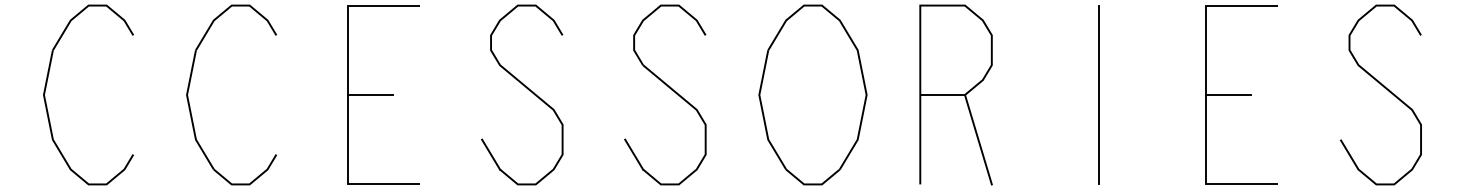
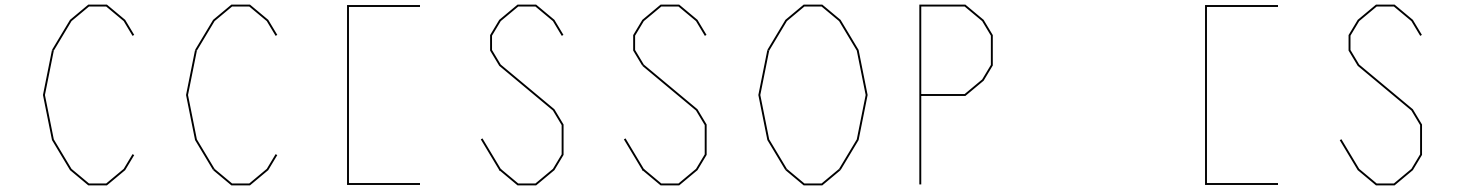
line: present -> none (1099, 94)
line: present -> none (369, 95)
line: present -> none (1228, 95)
line: present -> none (978, 139)
